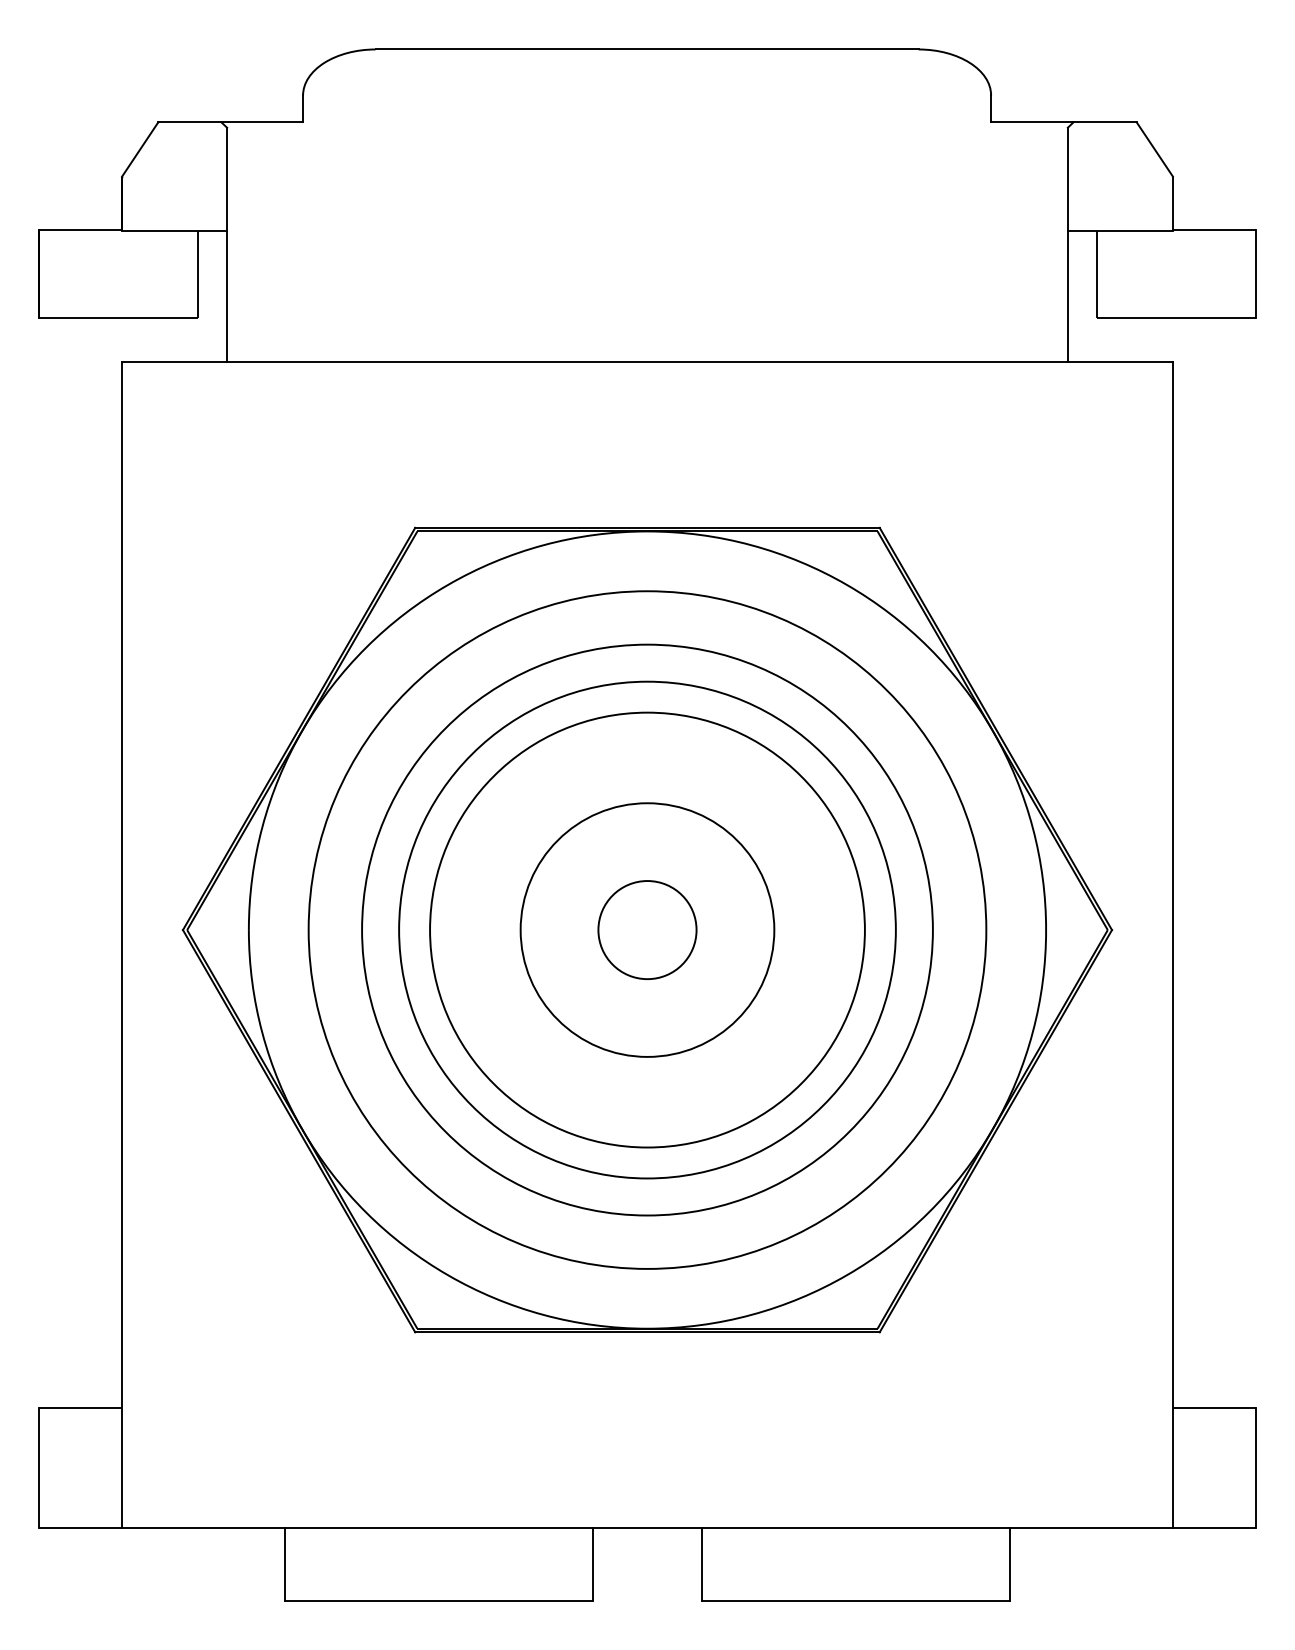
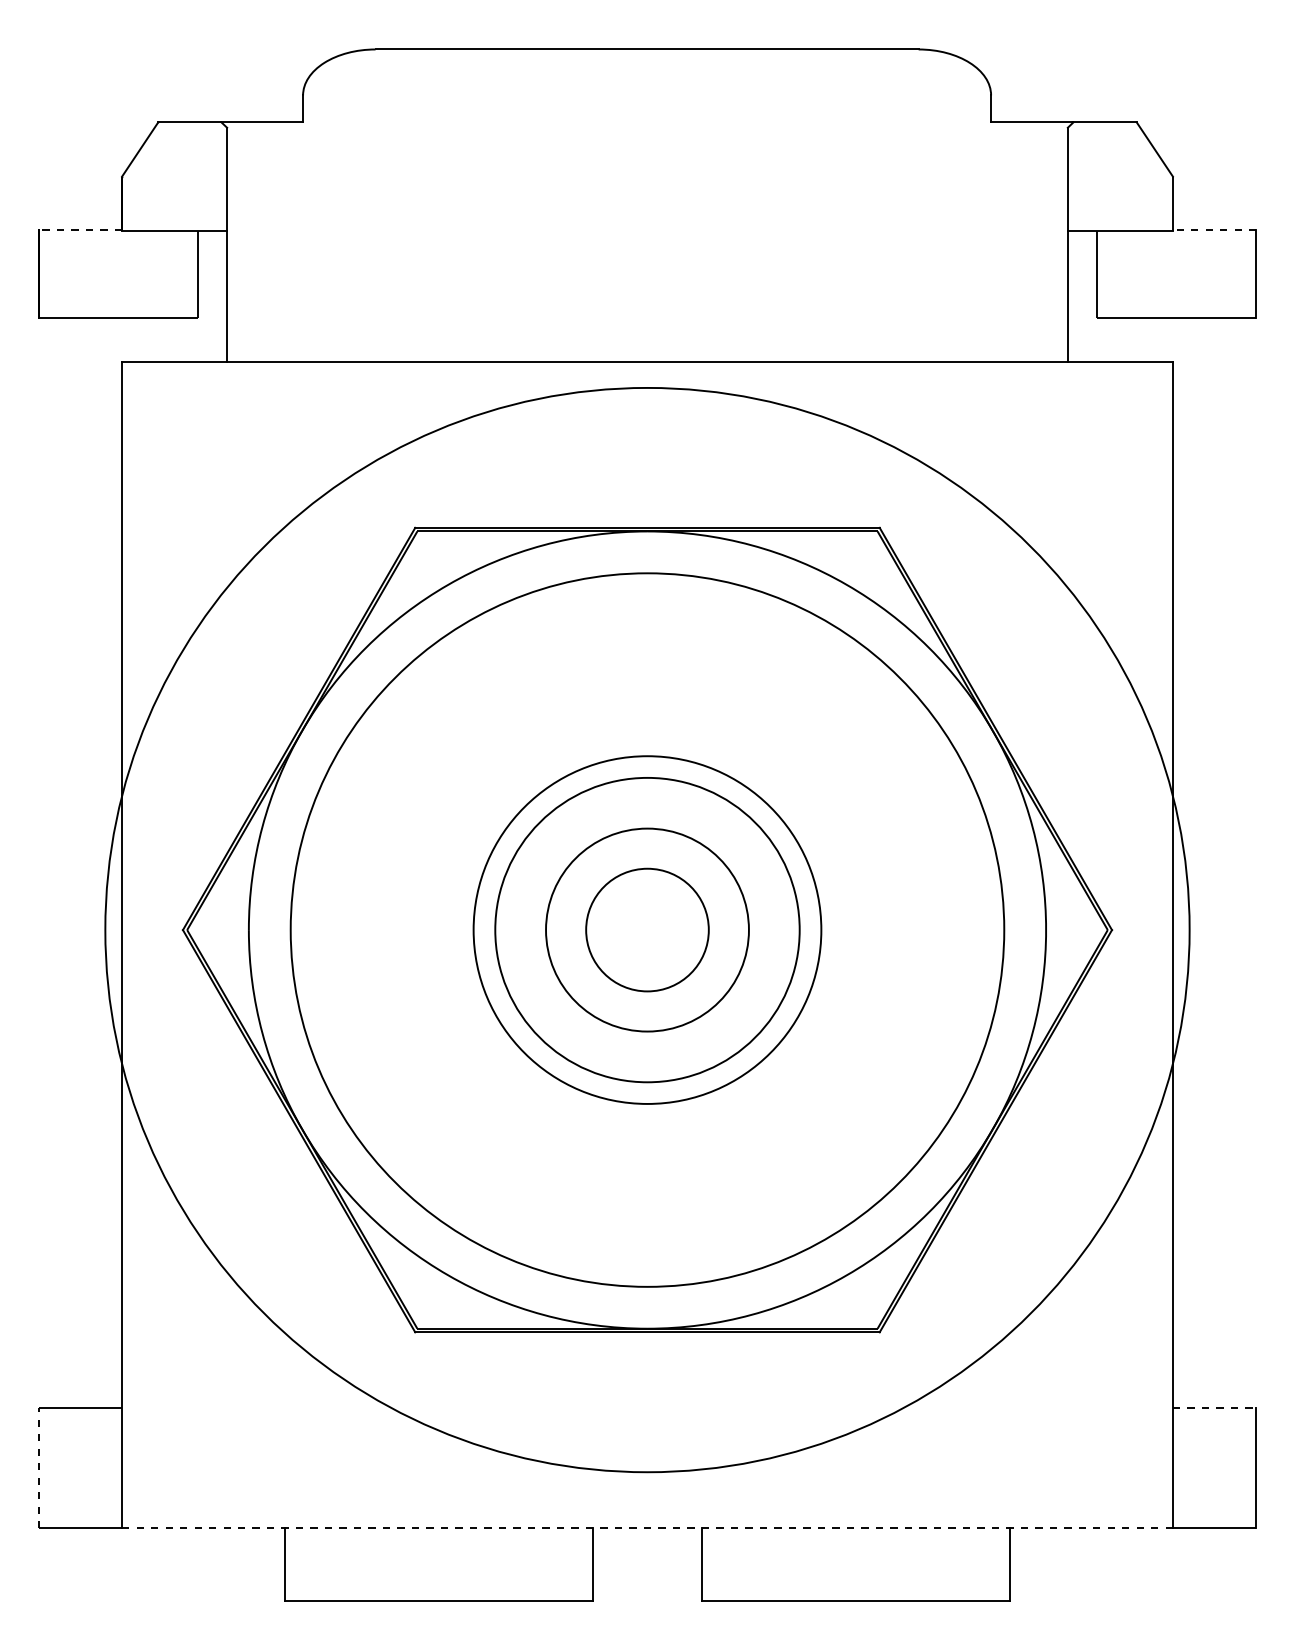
line: solid -> dashed (80, 230)
line: solid -> dashed (1214, 230)
circle diameter: 254 px -> 203 px (647, 929)
circle diameter: 435 px -> 304 px (647, 929)
circle diameter: 497 px -> 348 px (647, 929)
circle diameter: 571 px -> 714 px (647, 929)
circle diameter: 678 px -> 1084 px (647, 929)
circle diameter: 98 px -> 123 px (647, 929)
line: solid -> dashed (1214, 1407)
line: solid -> dashed (38, 1467)
line: solid -> dashed (647, 1528)
